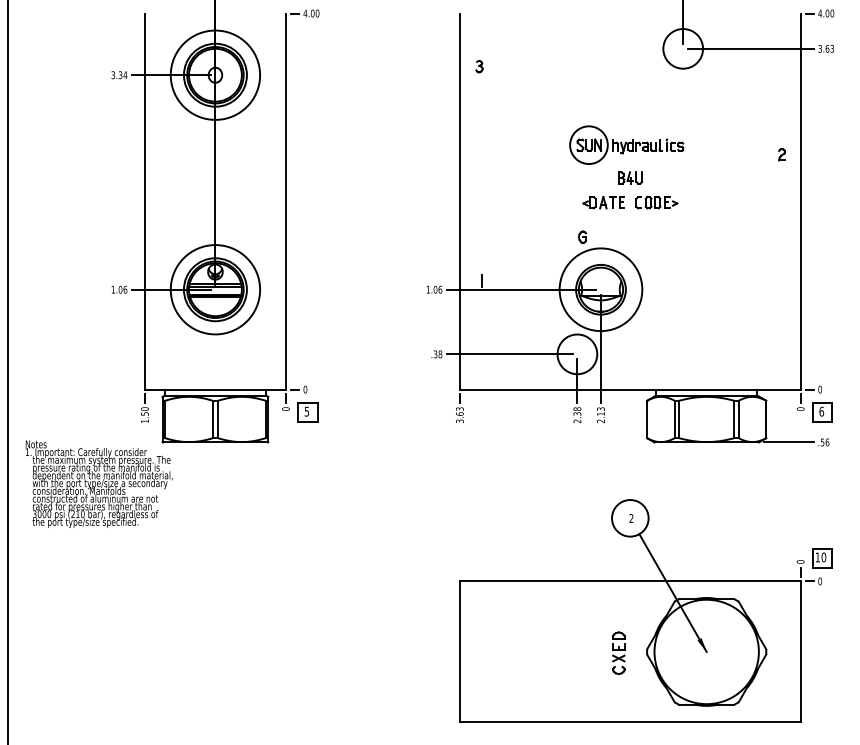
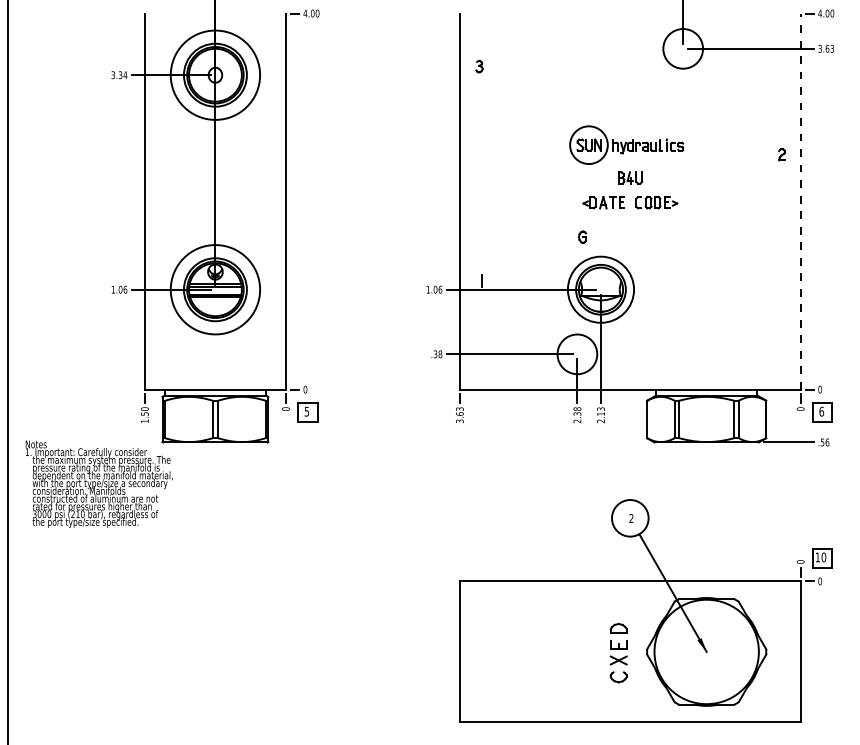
line: solid -> dashed (800, 201)
circle diameter: 83 px -> 66 px (600, 289)
part size: 14x45 px -> 19x61 px (618, 653)
